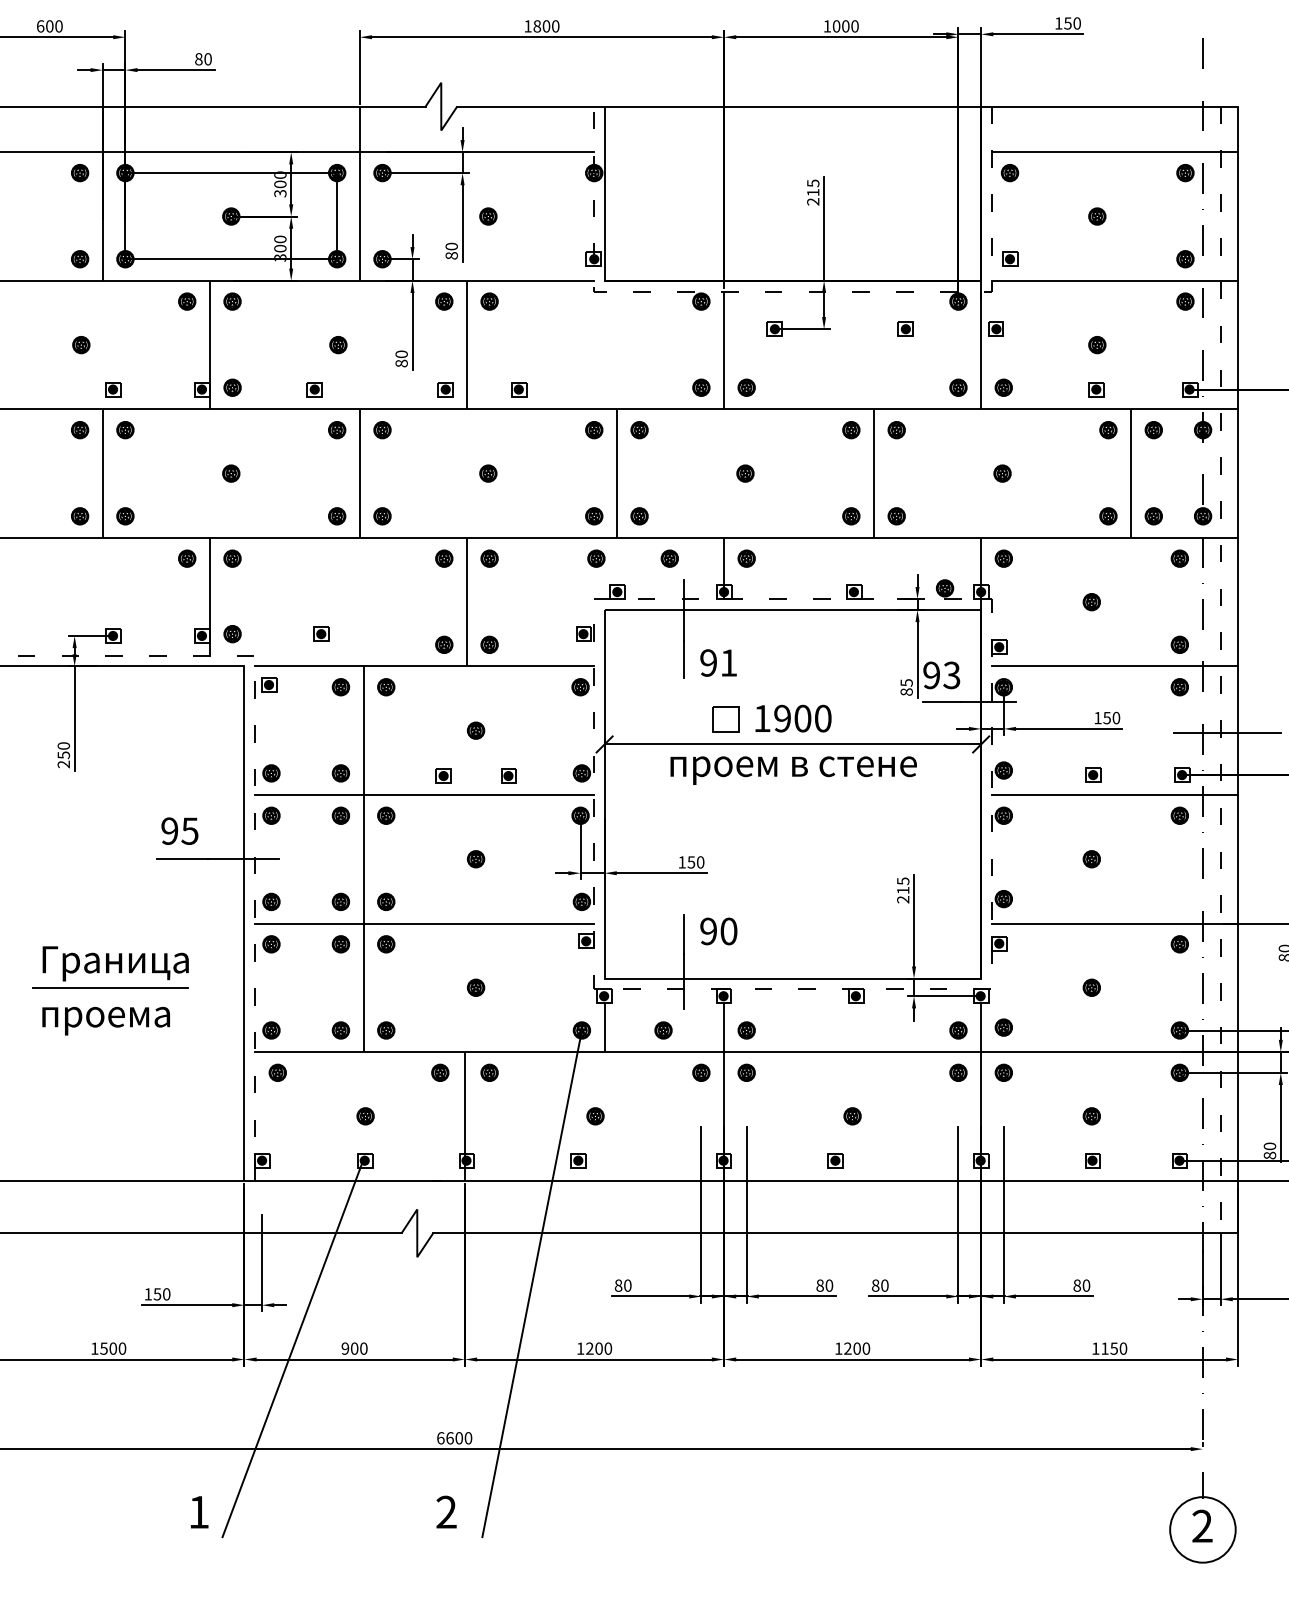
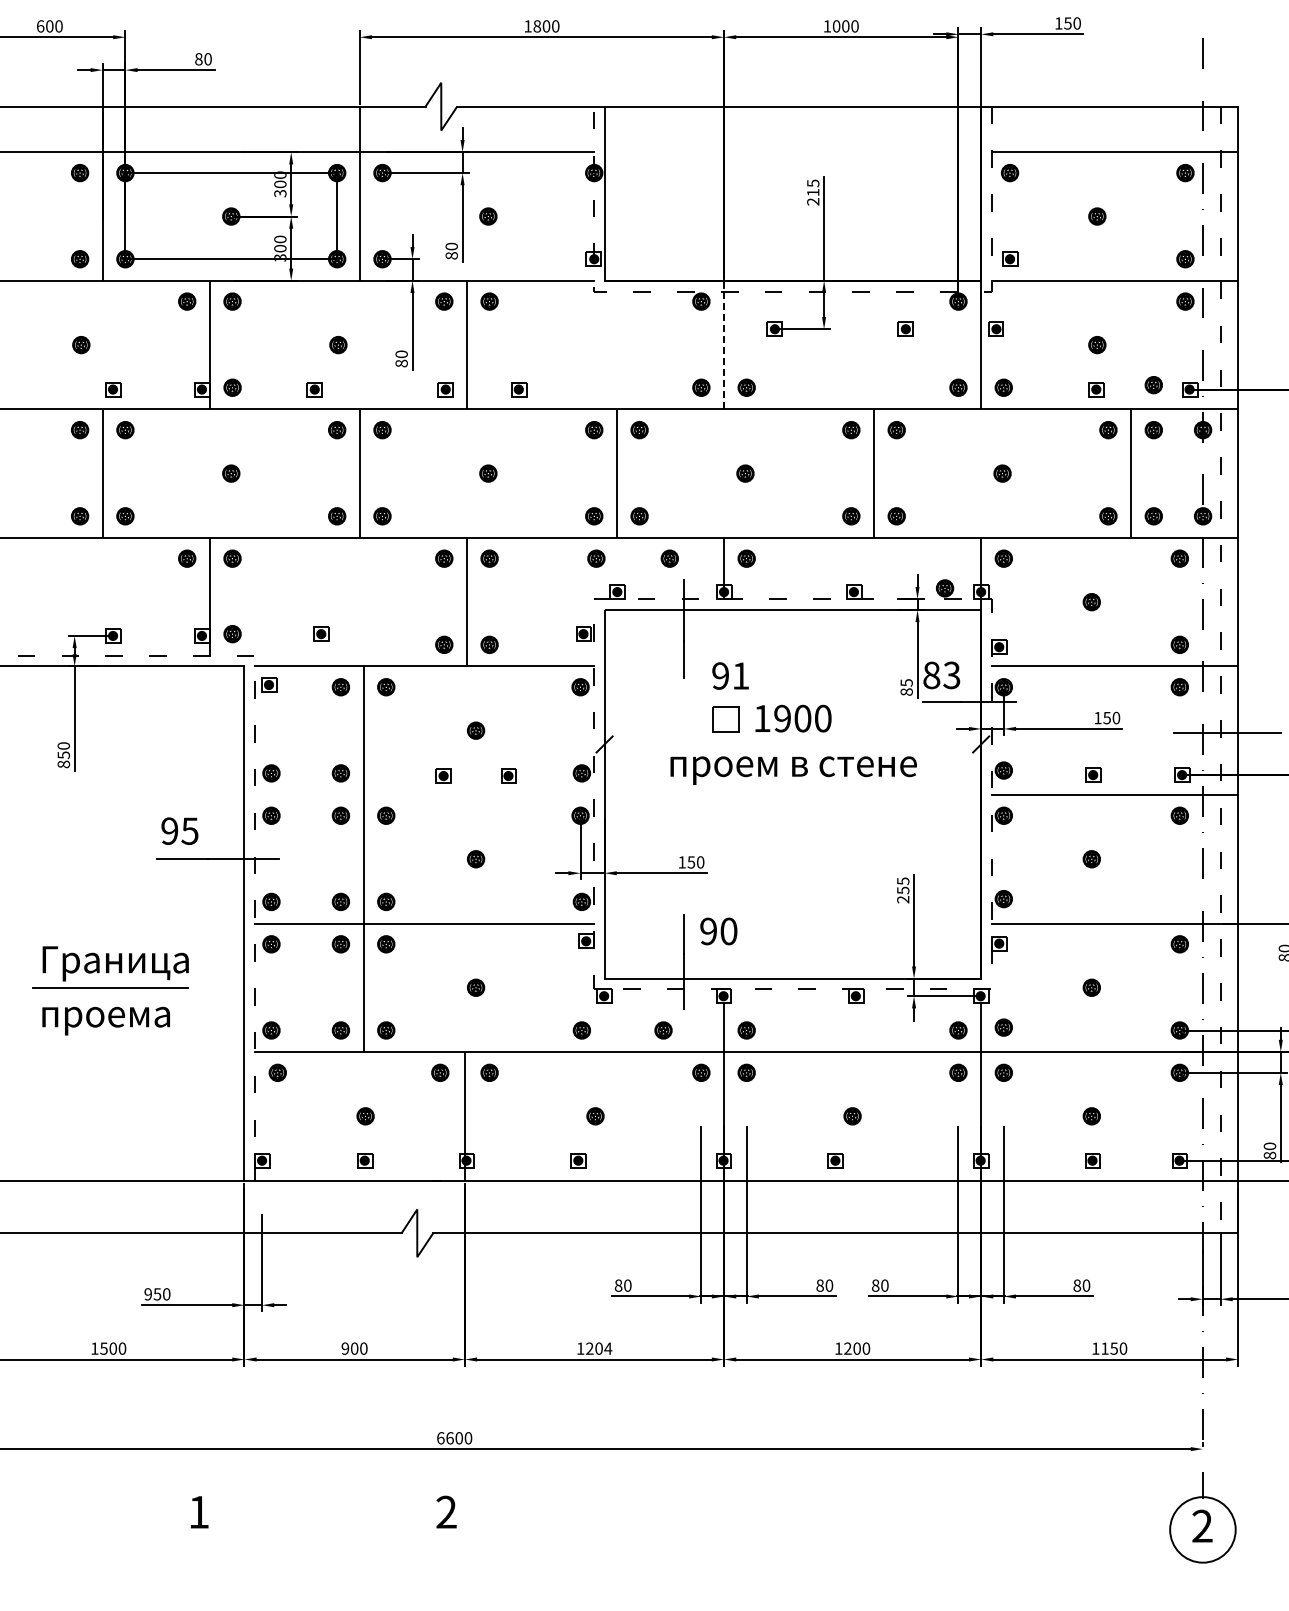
line: solid -> dashed (724, 350)
part: none -> present (1153, 385)
text position: (718, 662) -> (730, 675) (730, 675)
text: 93 -> 83 (931, 675)
line: present -> none (792, 744)
text: 250 -> 850 (63, 764)
line: present -> none (424, 794)
text: 215 -> 255 (903, 890)
line: present -> none (604, 1027)
line: present -> none (531, 1283)
text: 150 -> 950 (147, 1294)
line: present -> none (292, 1348)
text: 1200 -> 1204 (608, 1348)
